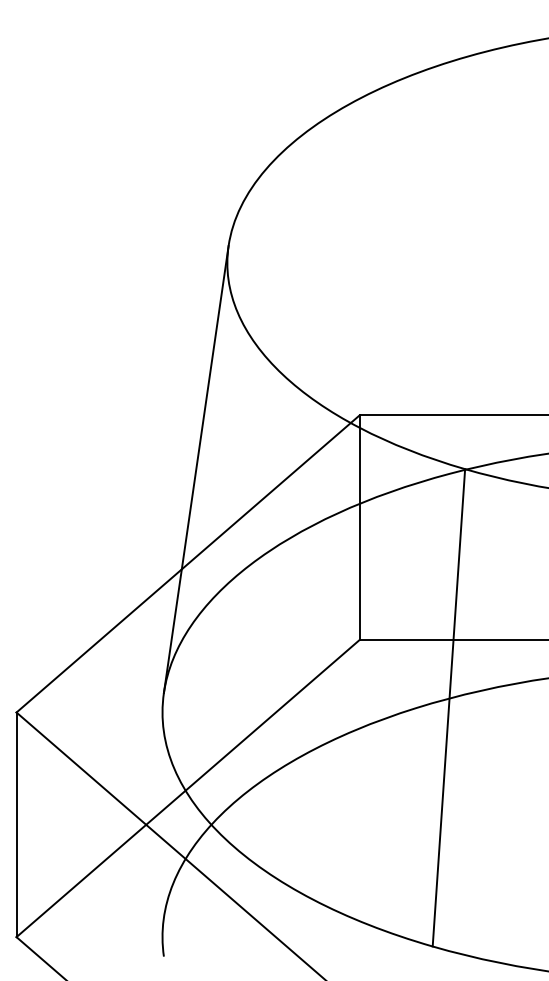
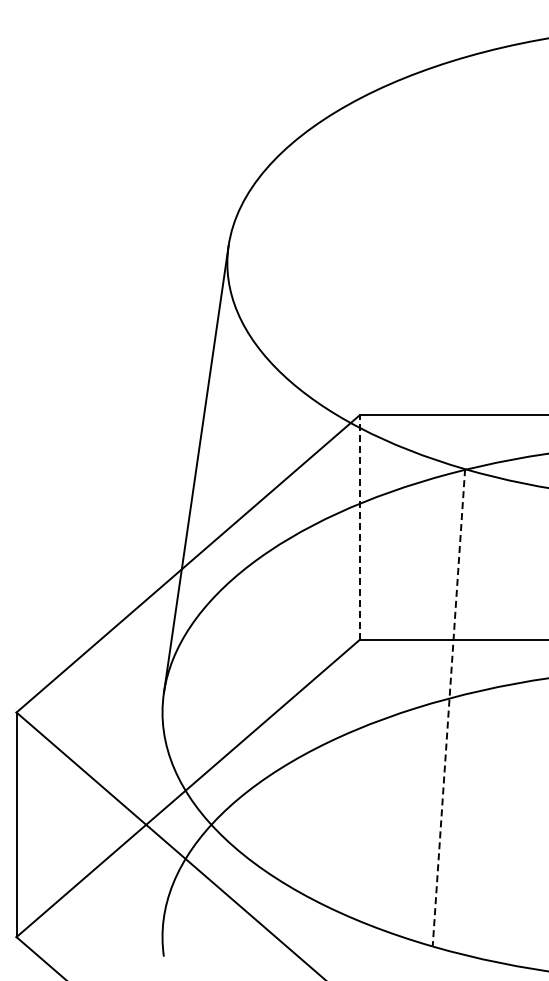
line: solid -> dashed (359, 527)
line: solid -> dashed (448, 708)
